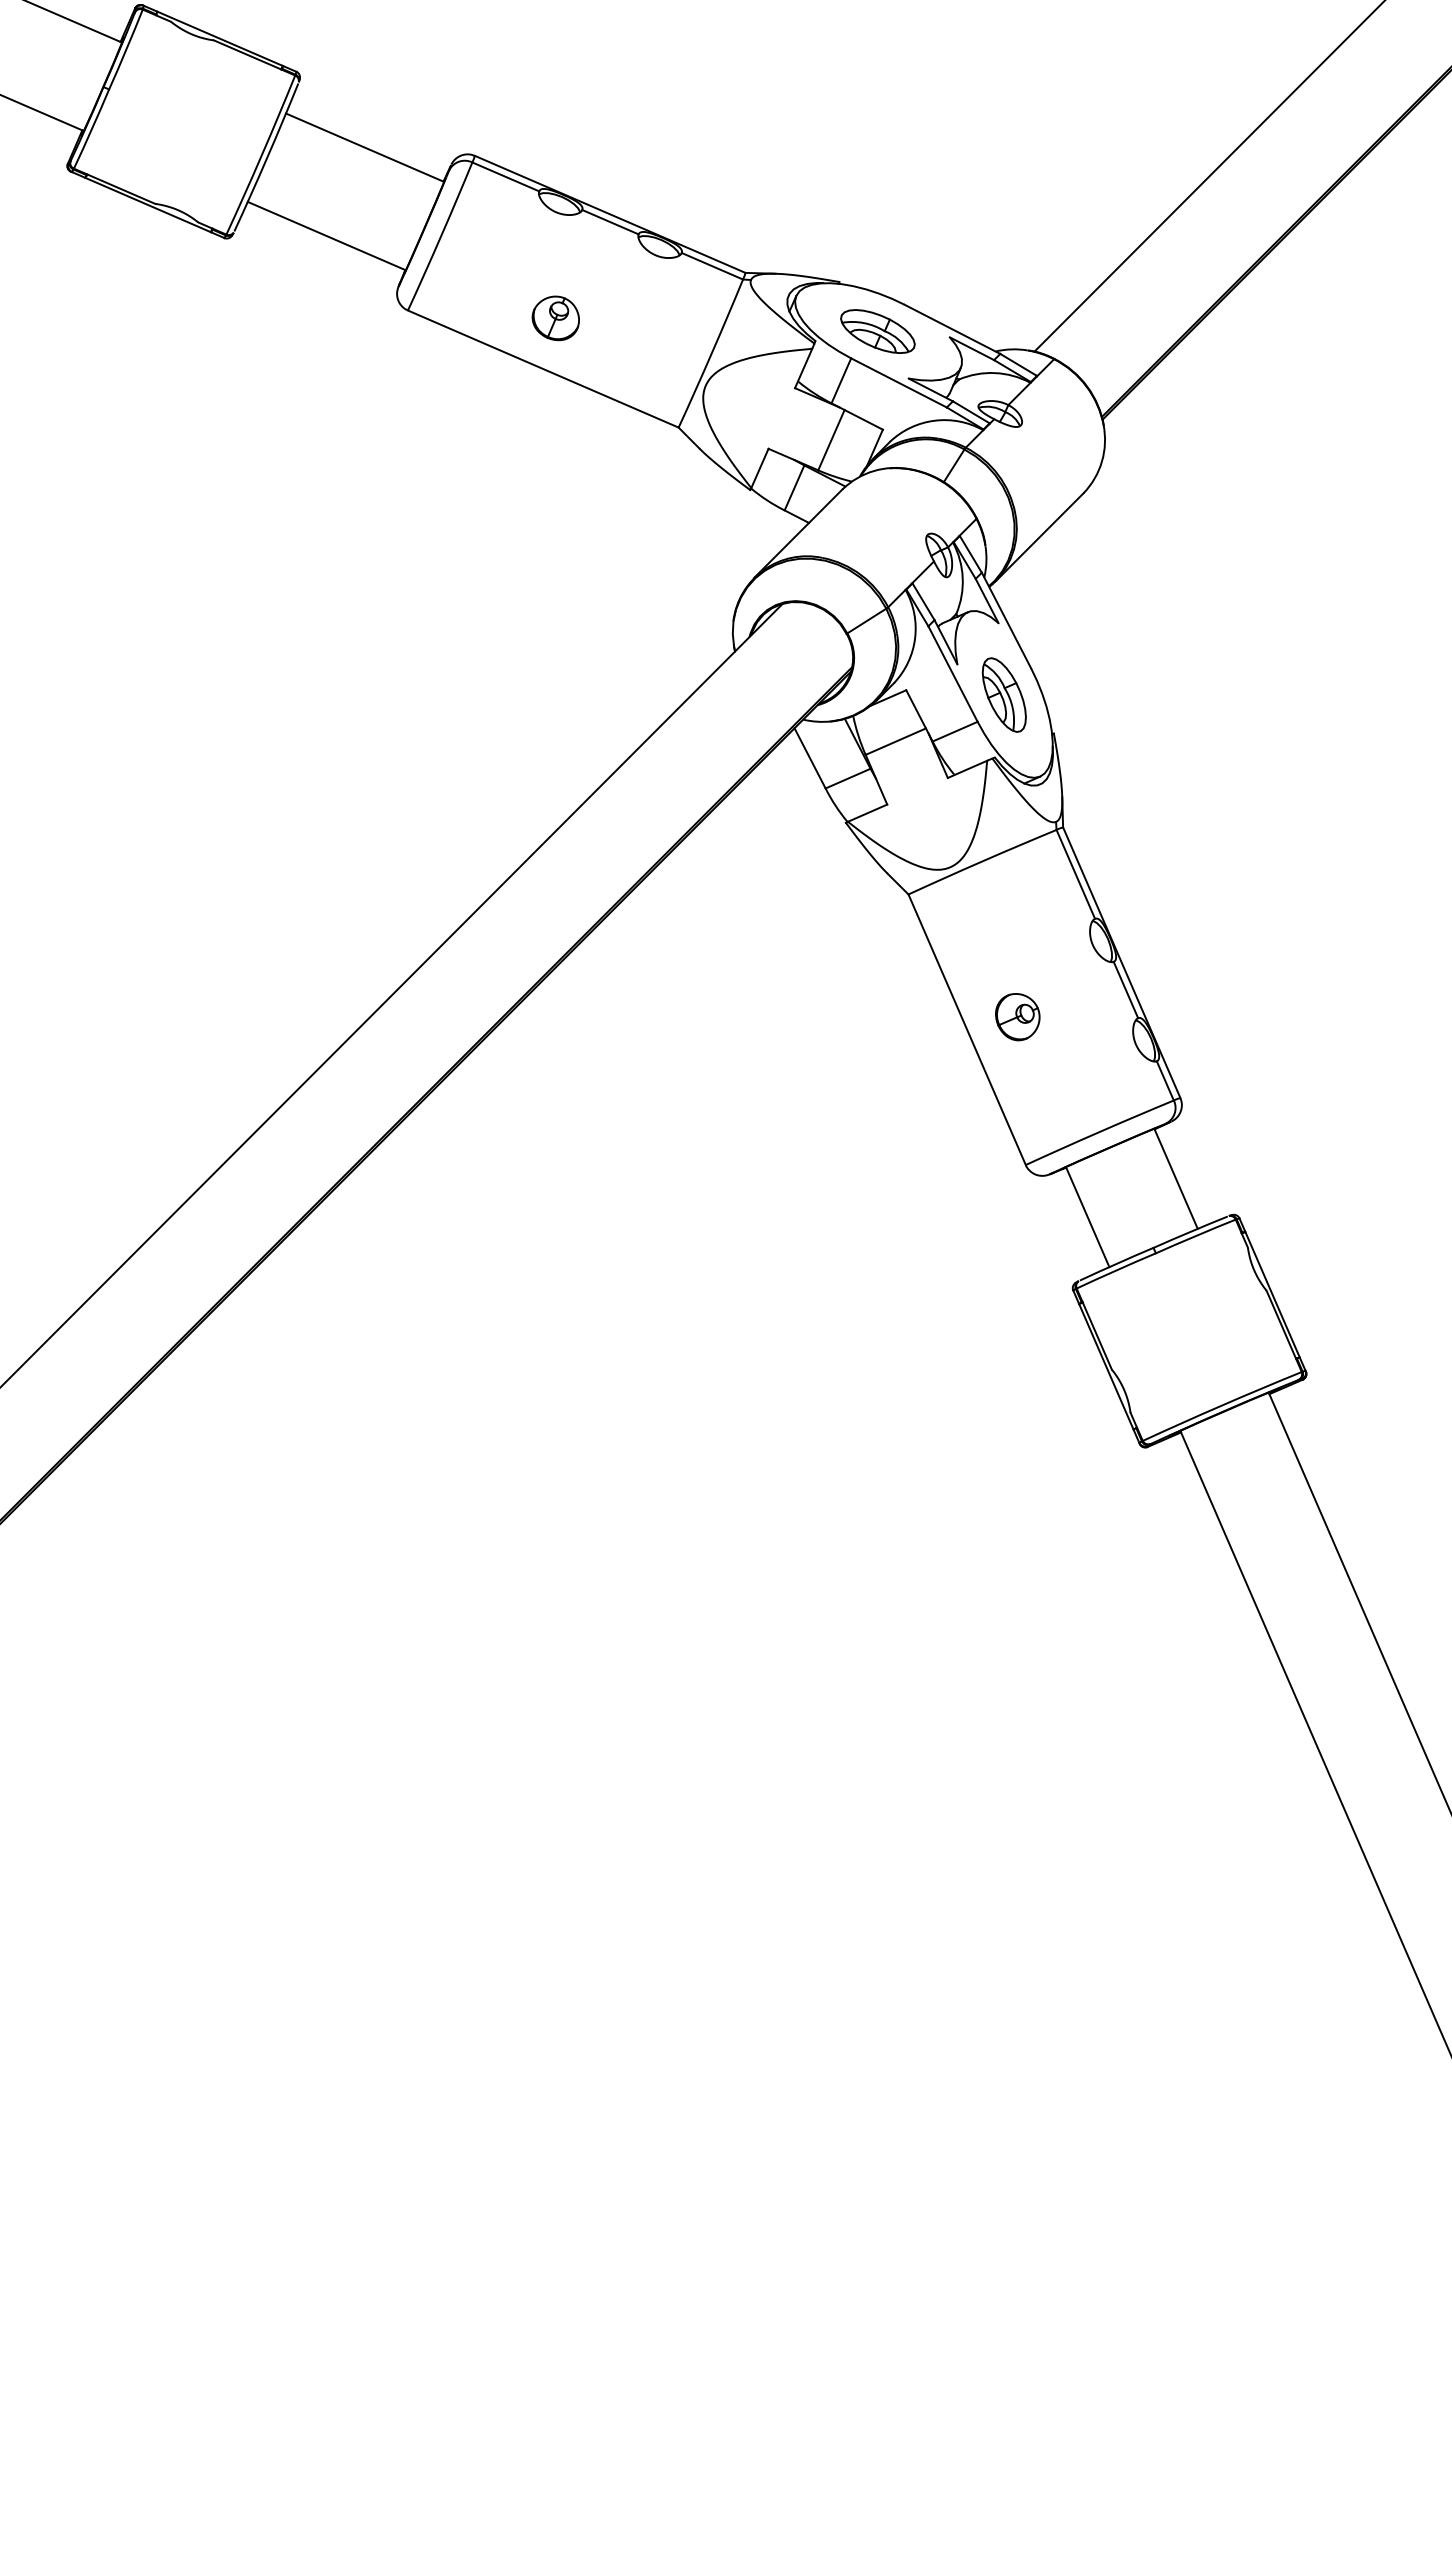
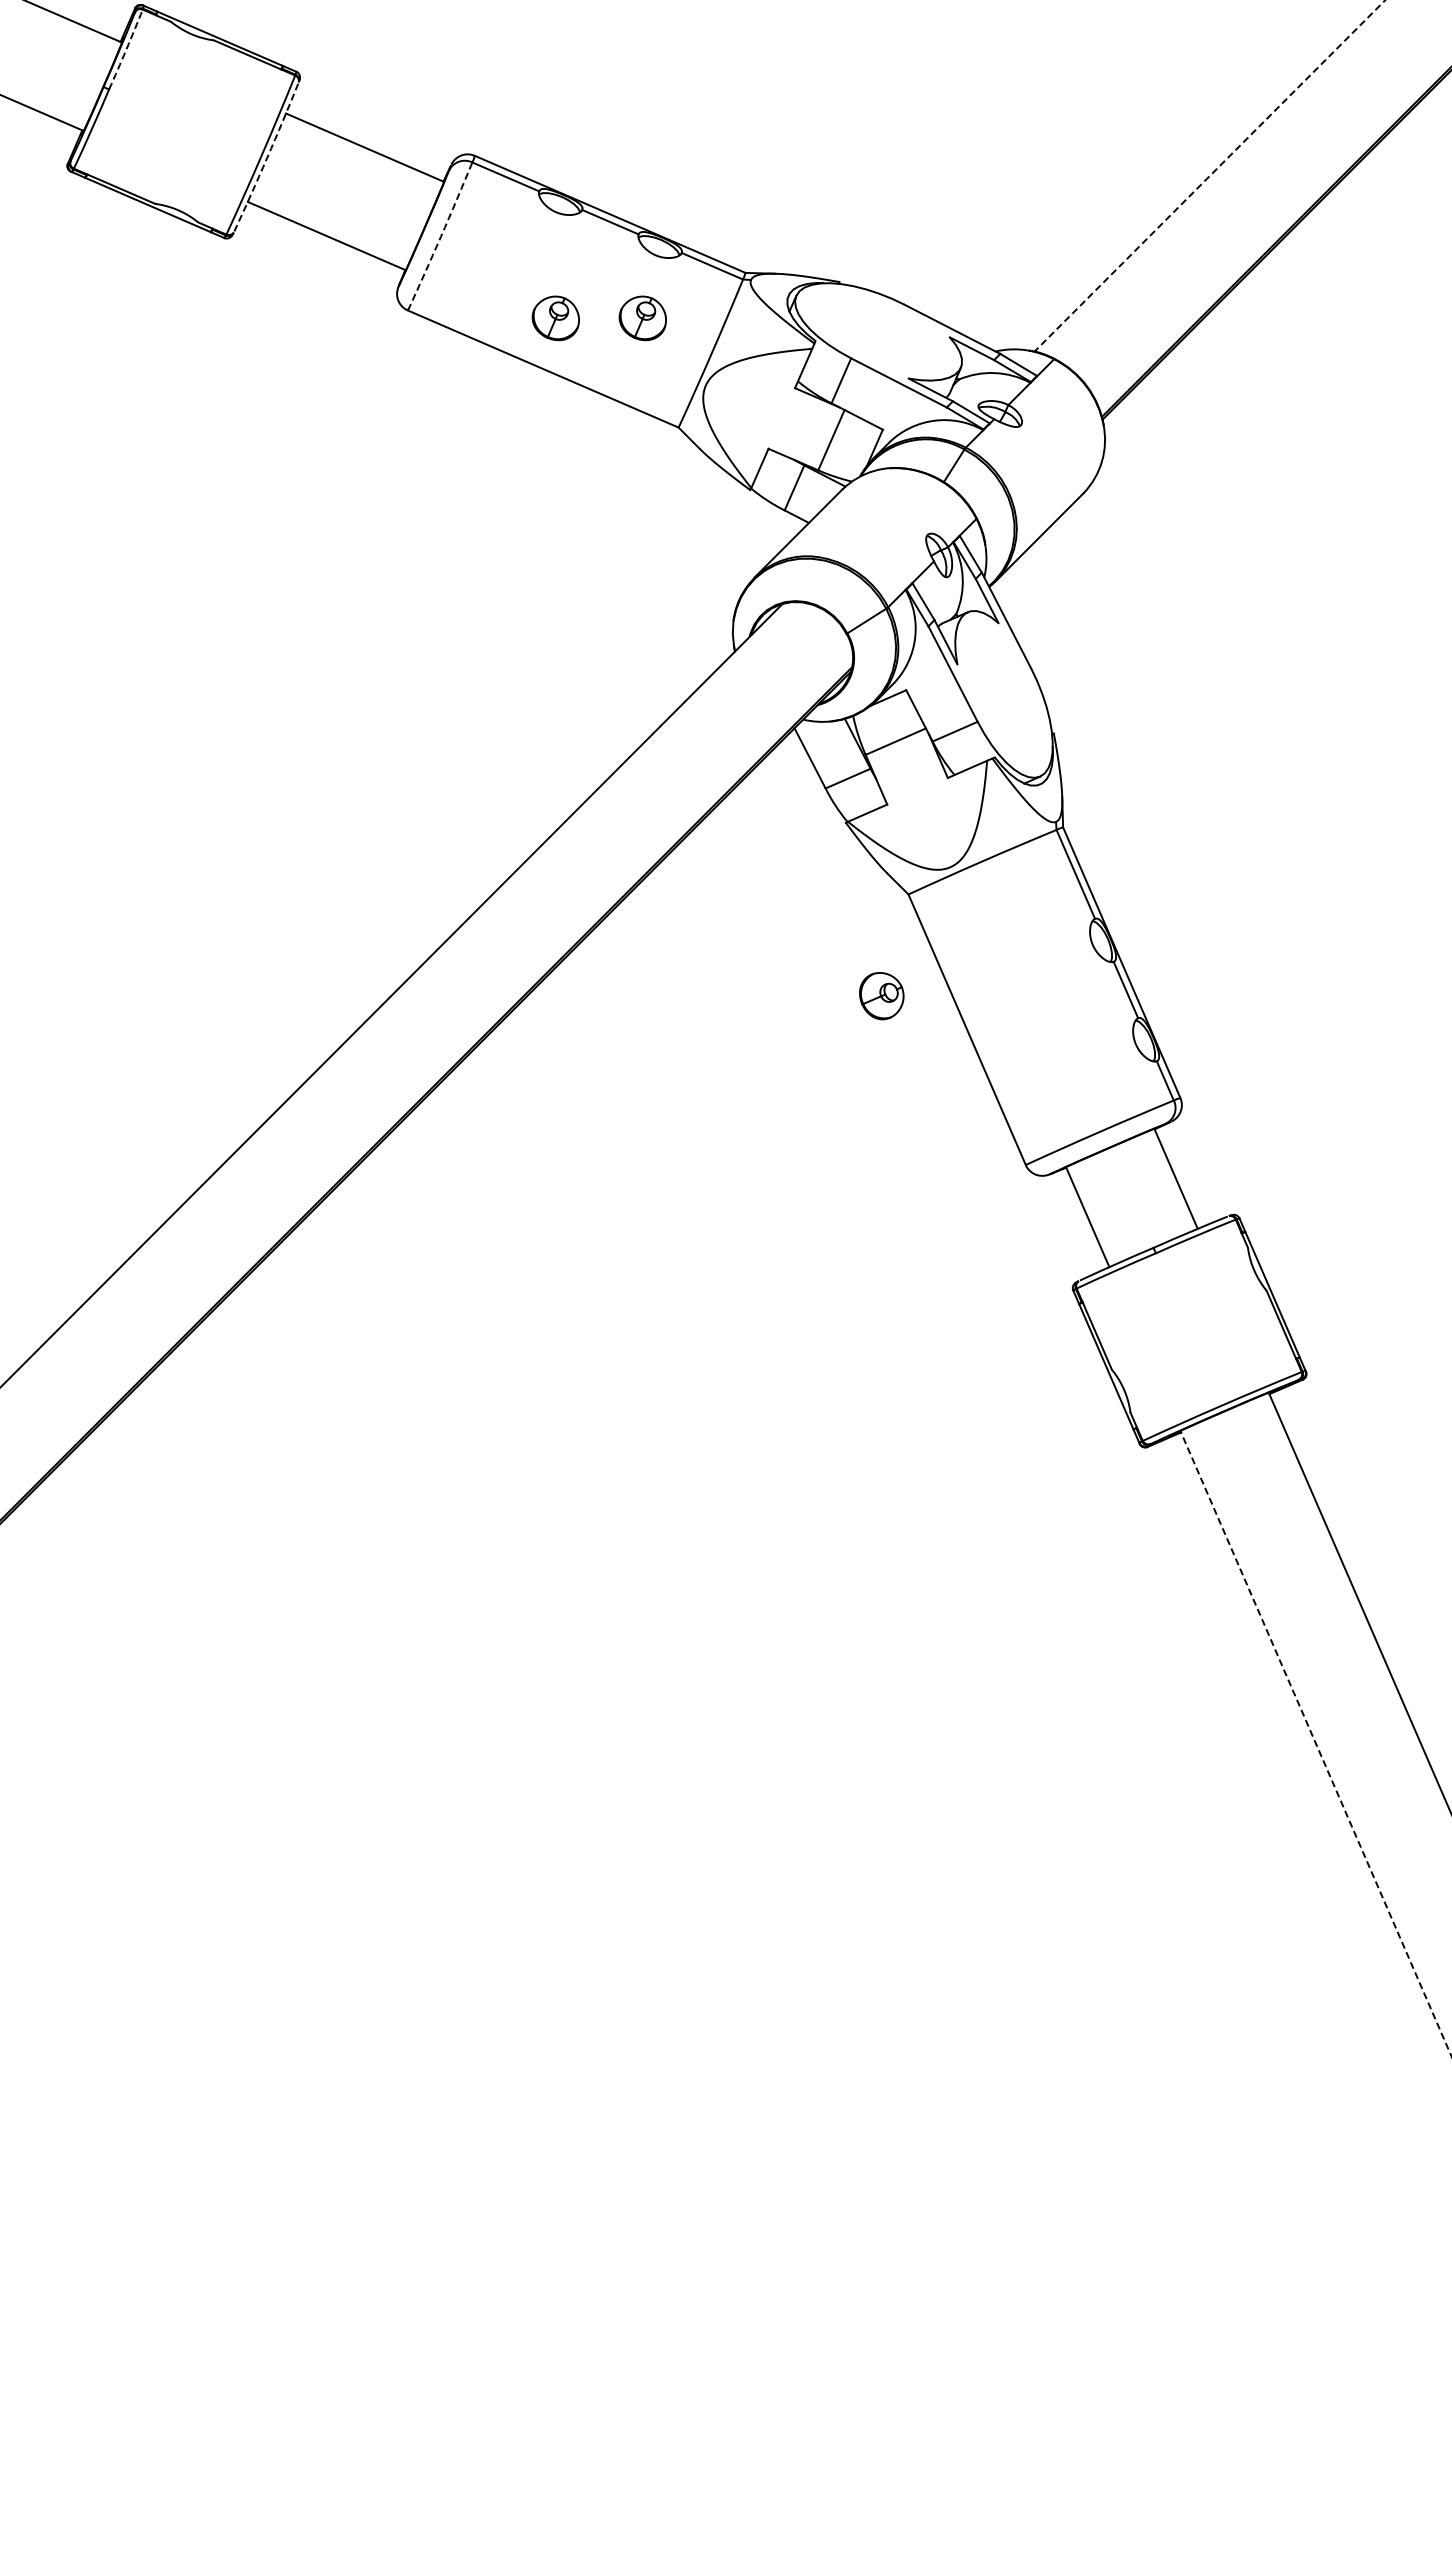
arc: solid -> dashed (126, 49)
arc: solid -> dashed (267, 157)
line: solid -> dashed (1209, 176)
arc: solid -> dashed (440, 236)
part: none -> present (642, 318)
part: present -> none (877, 331)
part: present -> none (1003, 694)
part position: (1017, 1017) -> (881, 996) (881, 996)
line: solid -> dashed (1315, 1743)
